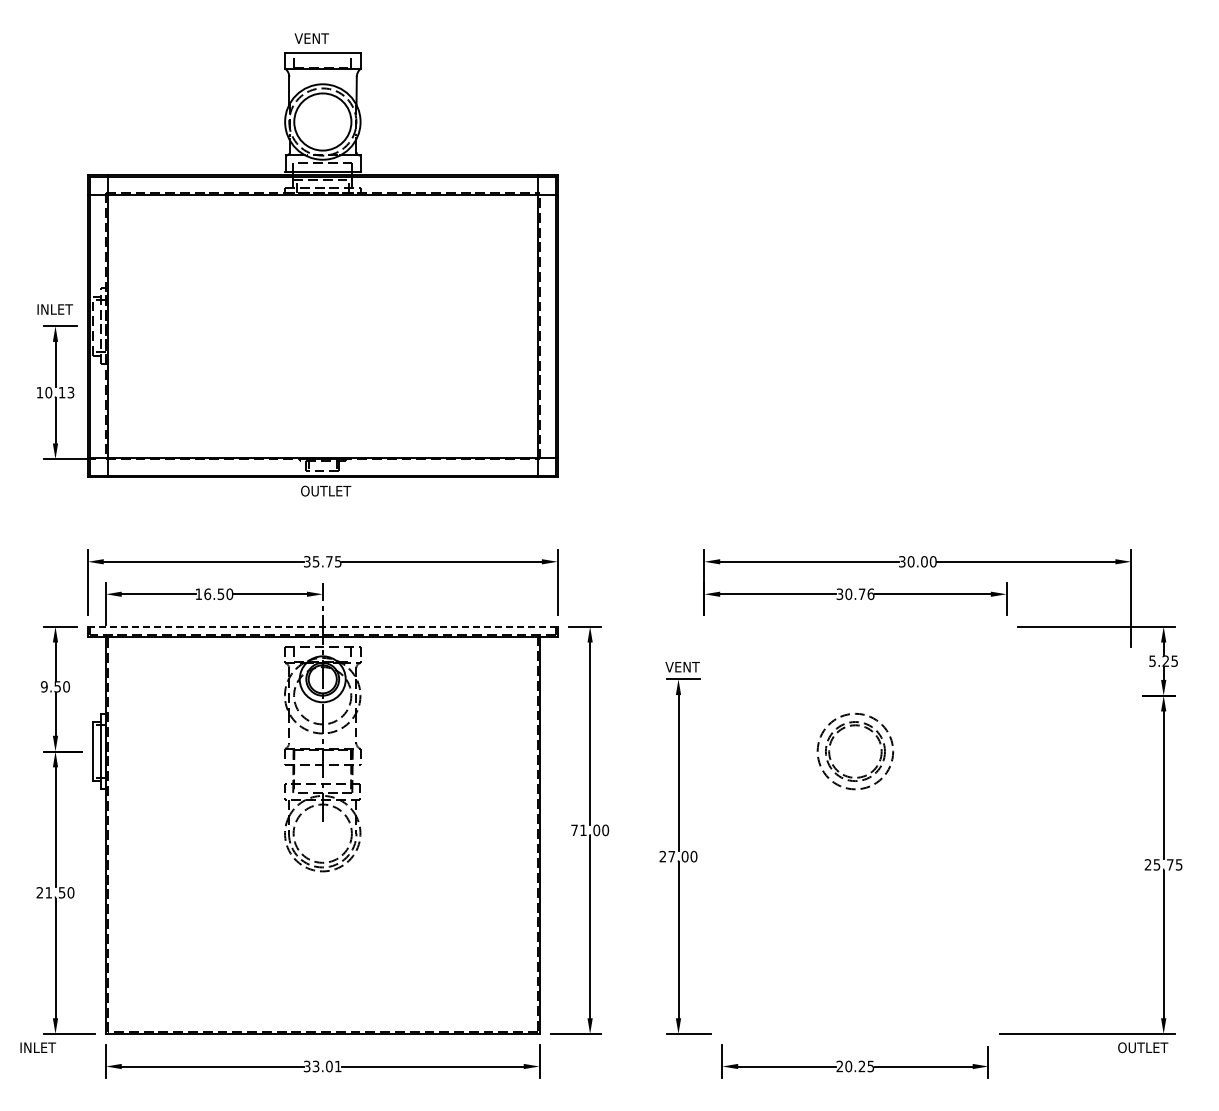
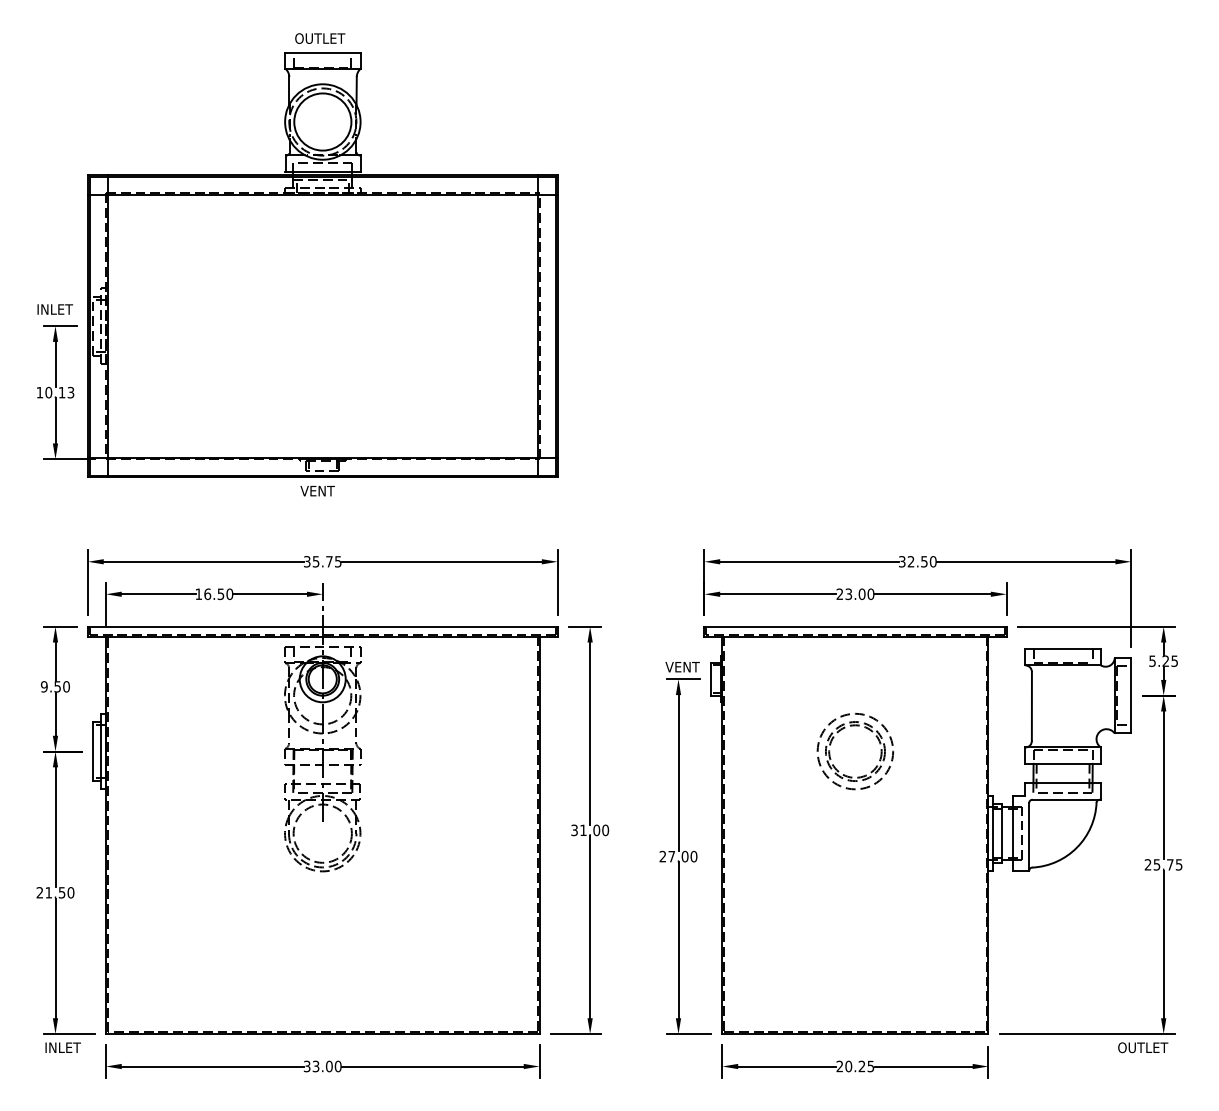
text: VENT -> OUTLET (319, 38)
text: OUTLET -> VENT (325, 490)
text: 30.00 -> 32.50 (917, 561)
text: 30.76 -> 23.00 (855, 594)
line: dashed -> solid (322, 626)
text: 71.00 -> 31.00 (574, 830)
part: none -> present (917, 830)
text position: (37, 1047) -> (62, 1047) (62, 1047)
text: 33.01 -> 33.00 (337, 1066)
